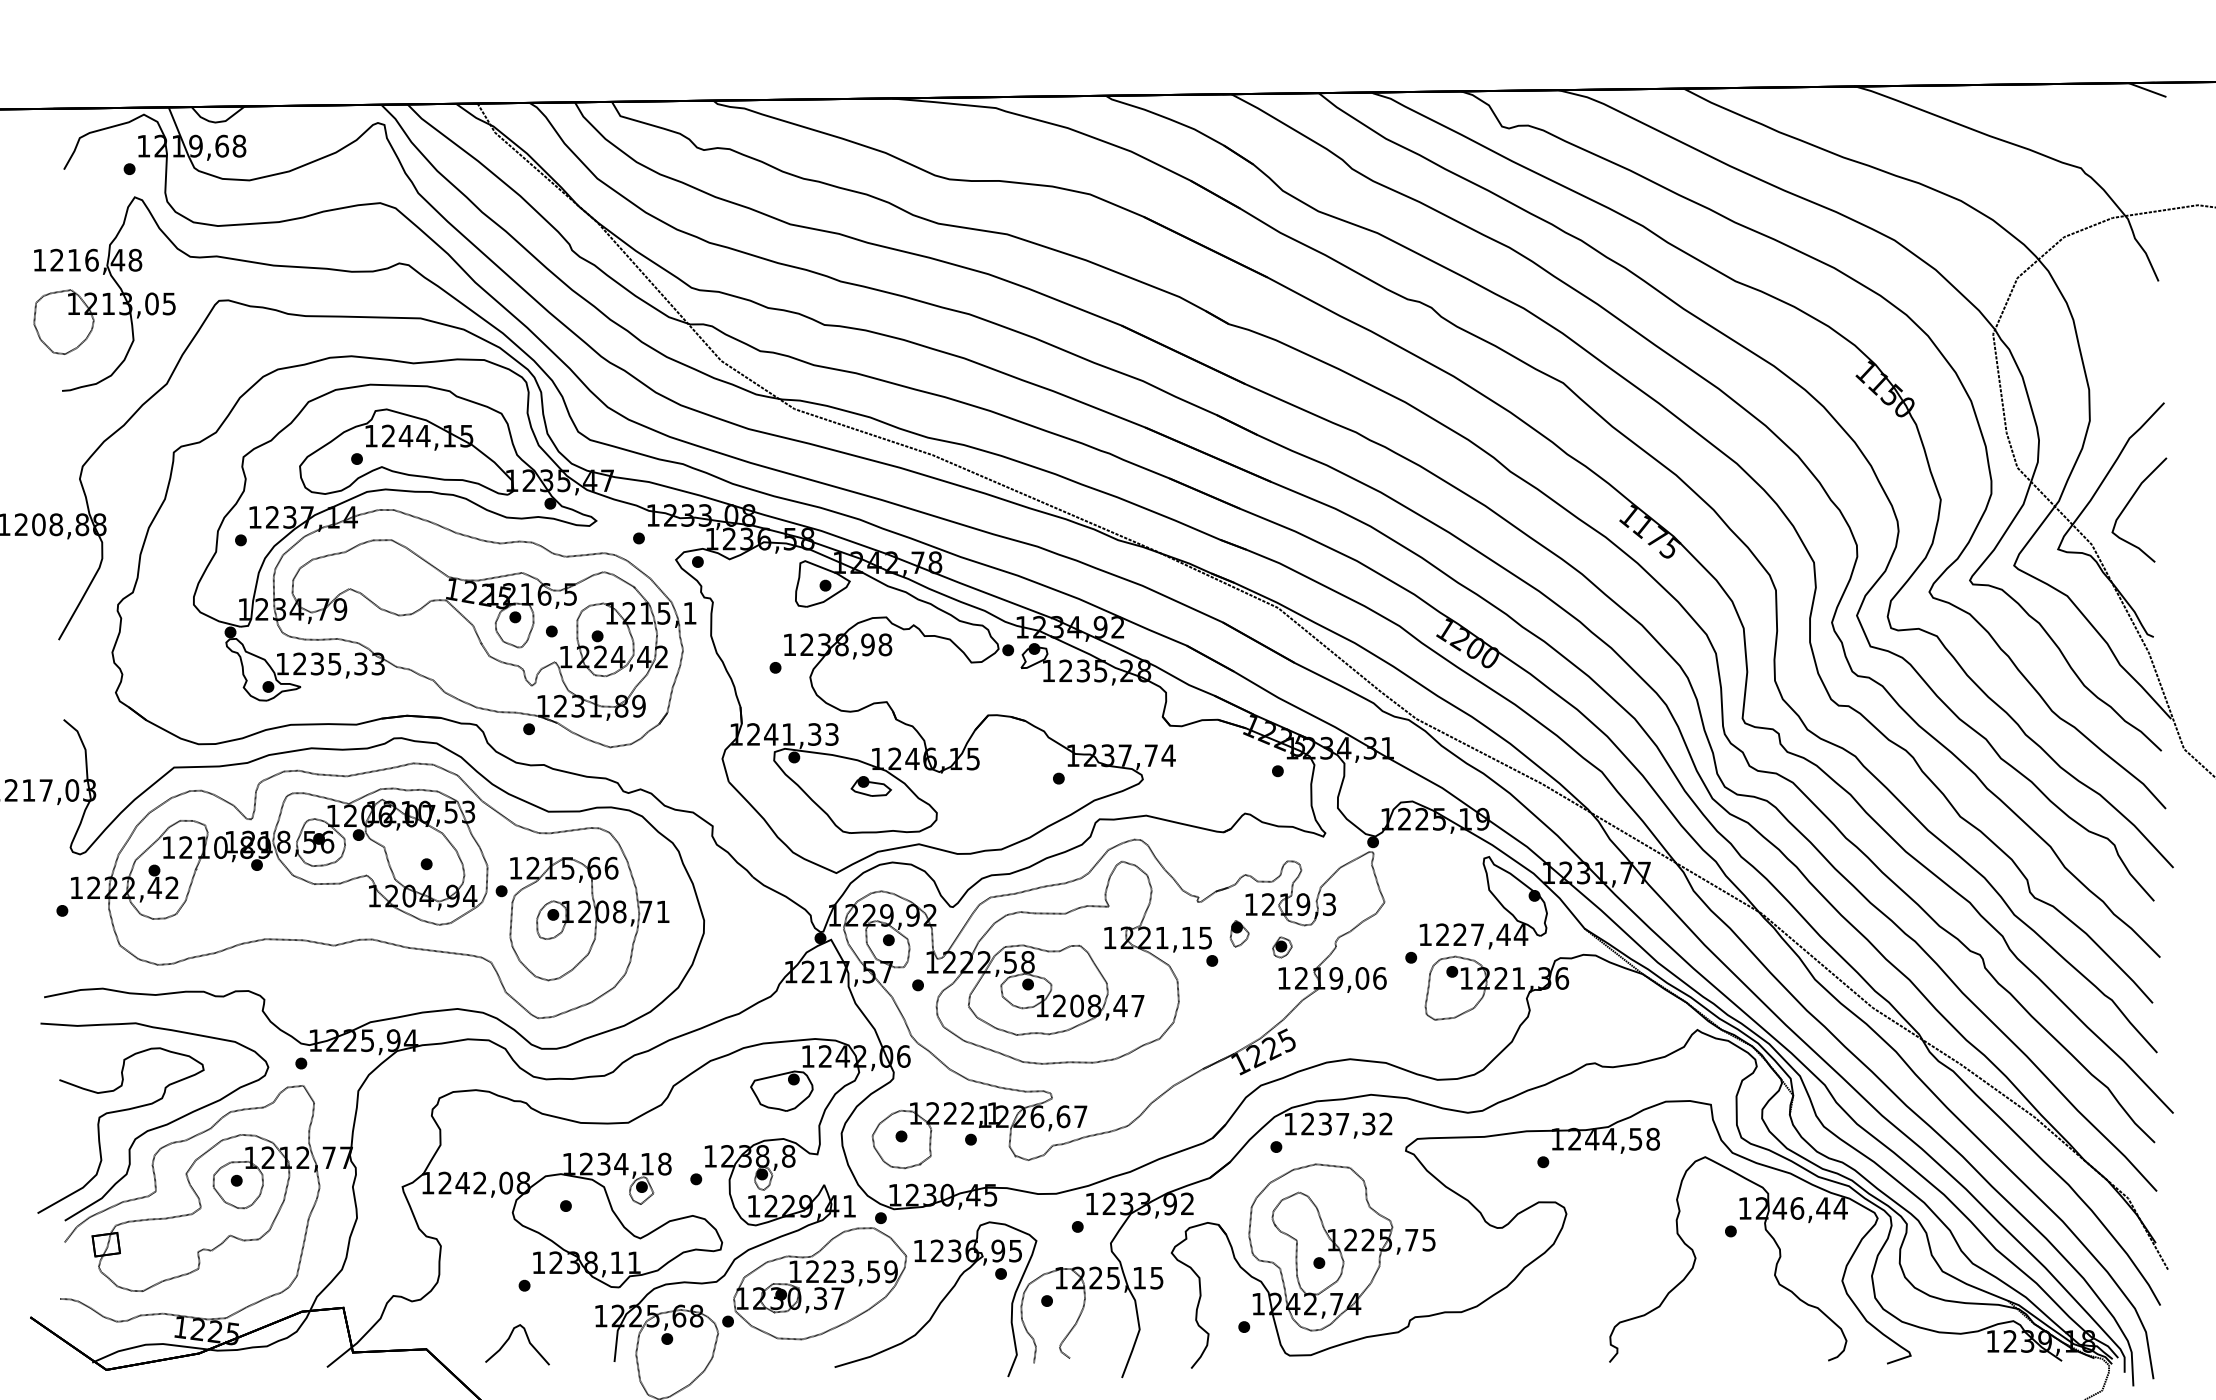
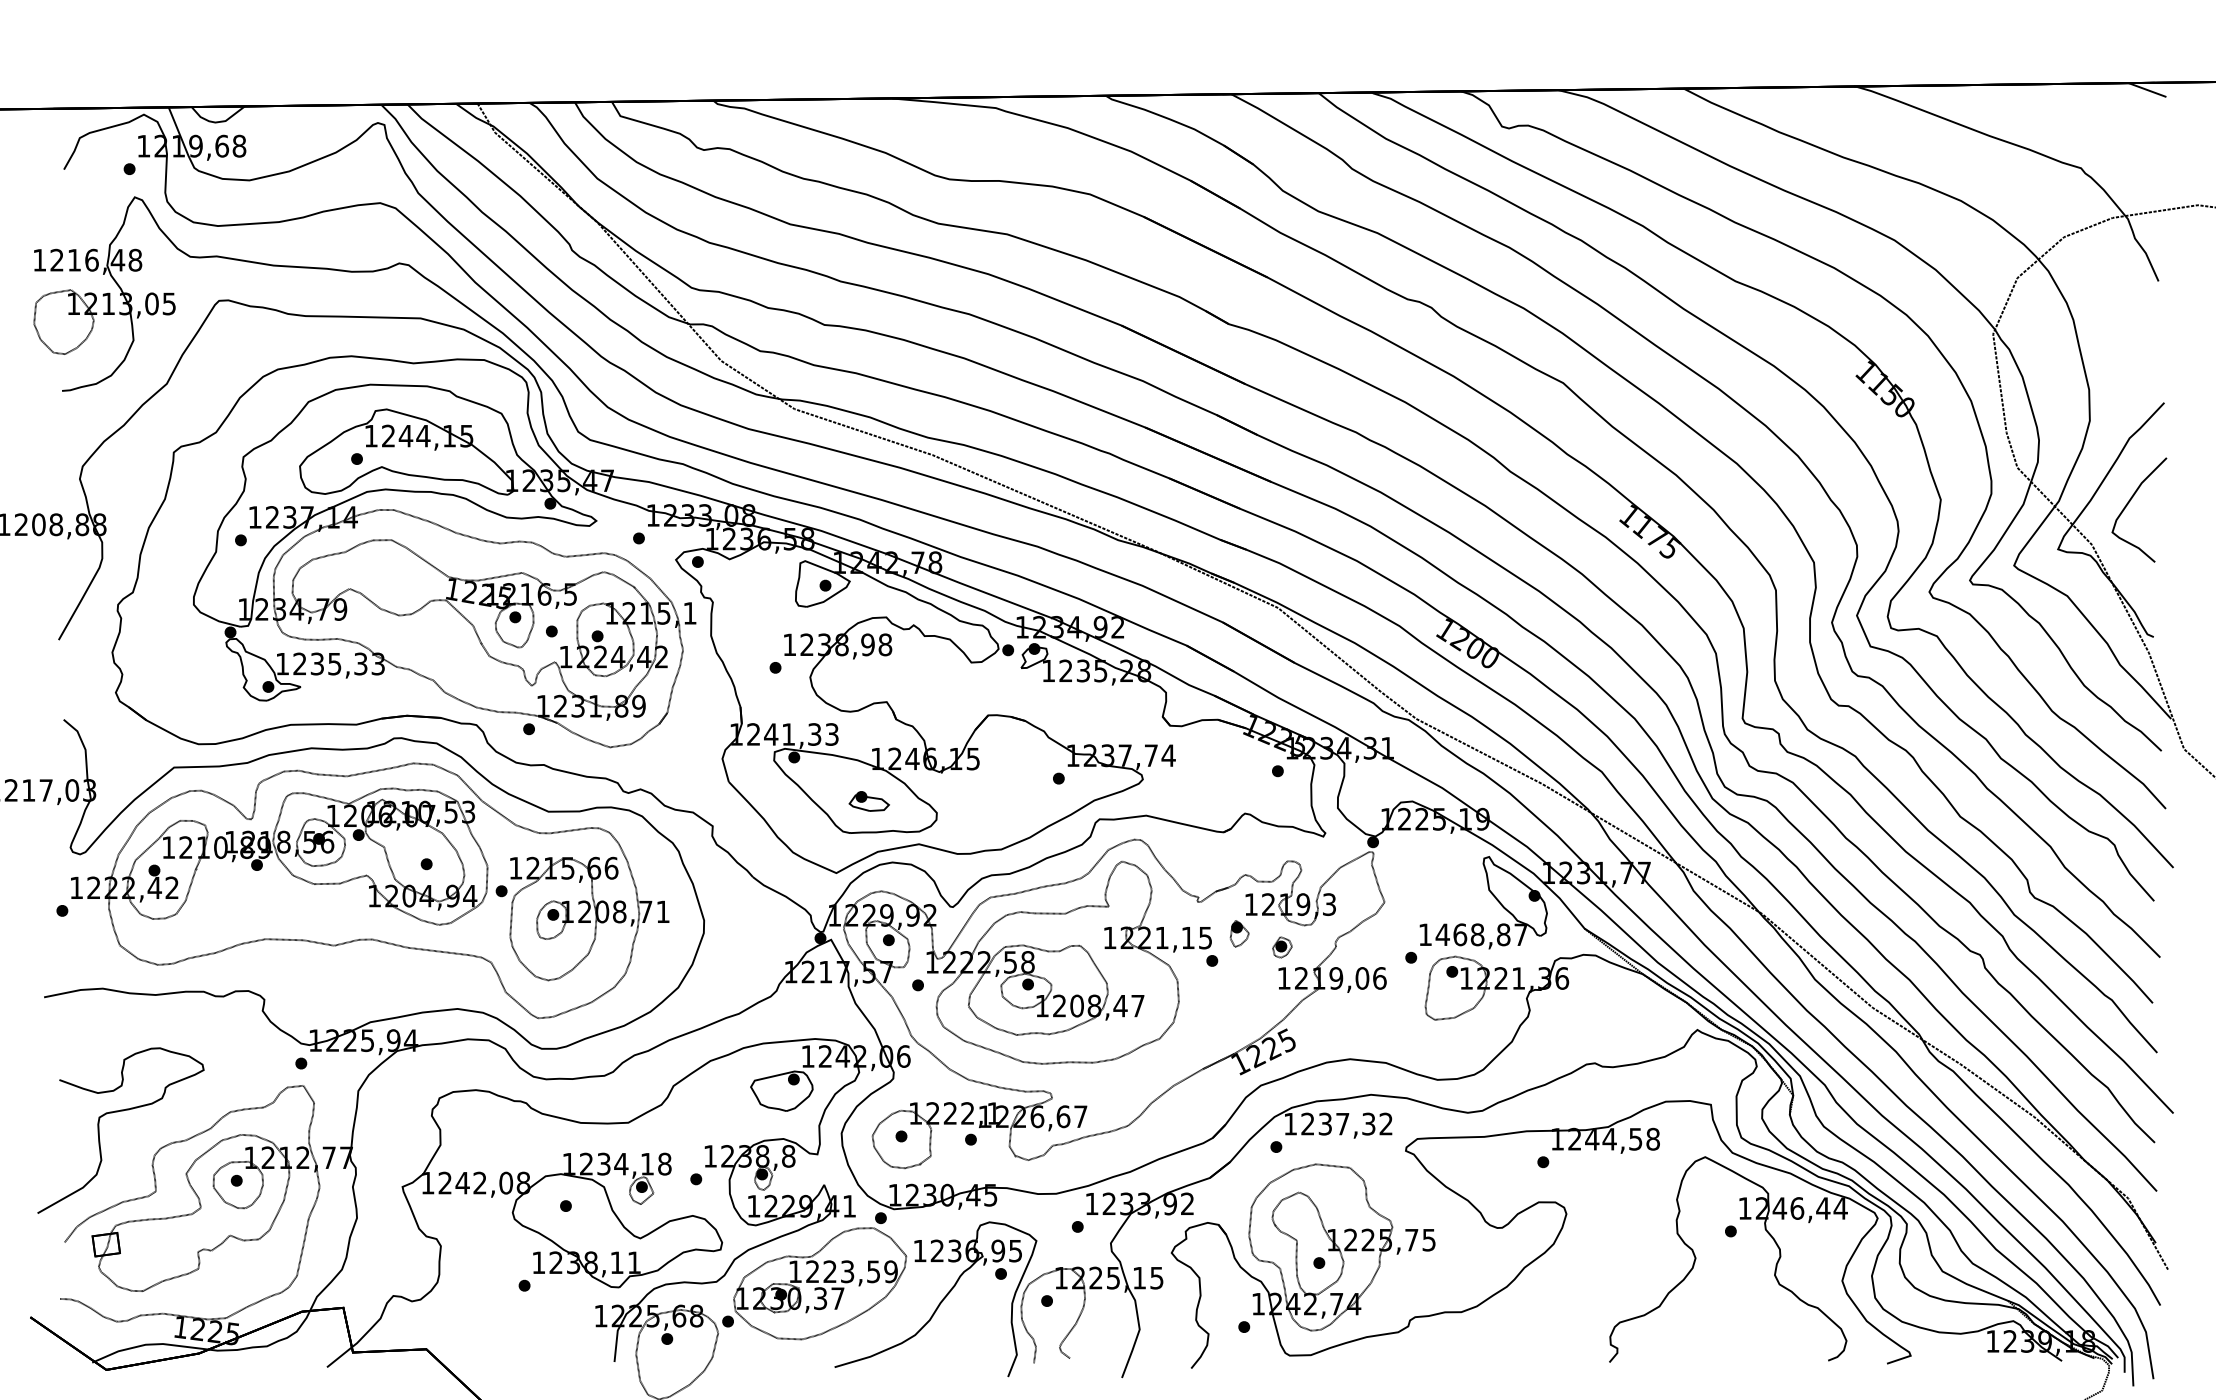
part position: (870, 786) -> (868, 801) (868, 801)
text: 1227,44 -> 1468,87 (1481, 934)
curve: present -> none (157, 1126)
curve: present -> none (509, 1339)
